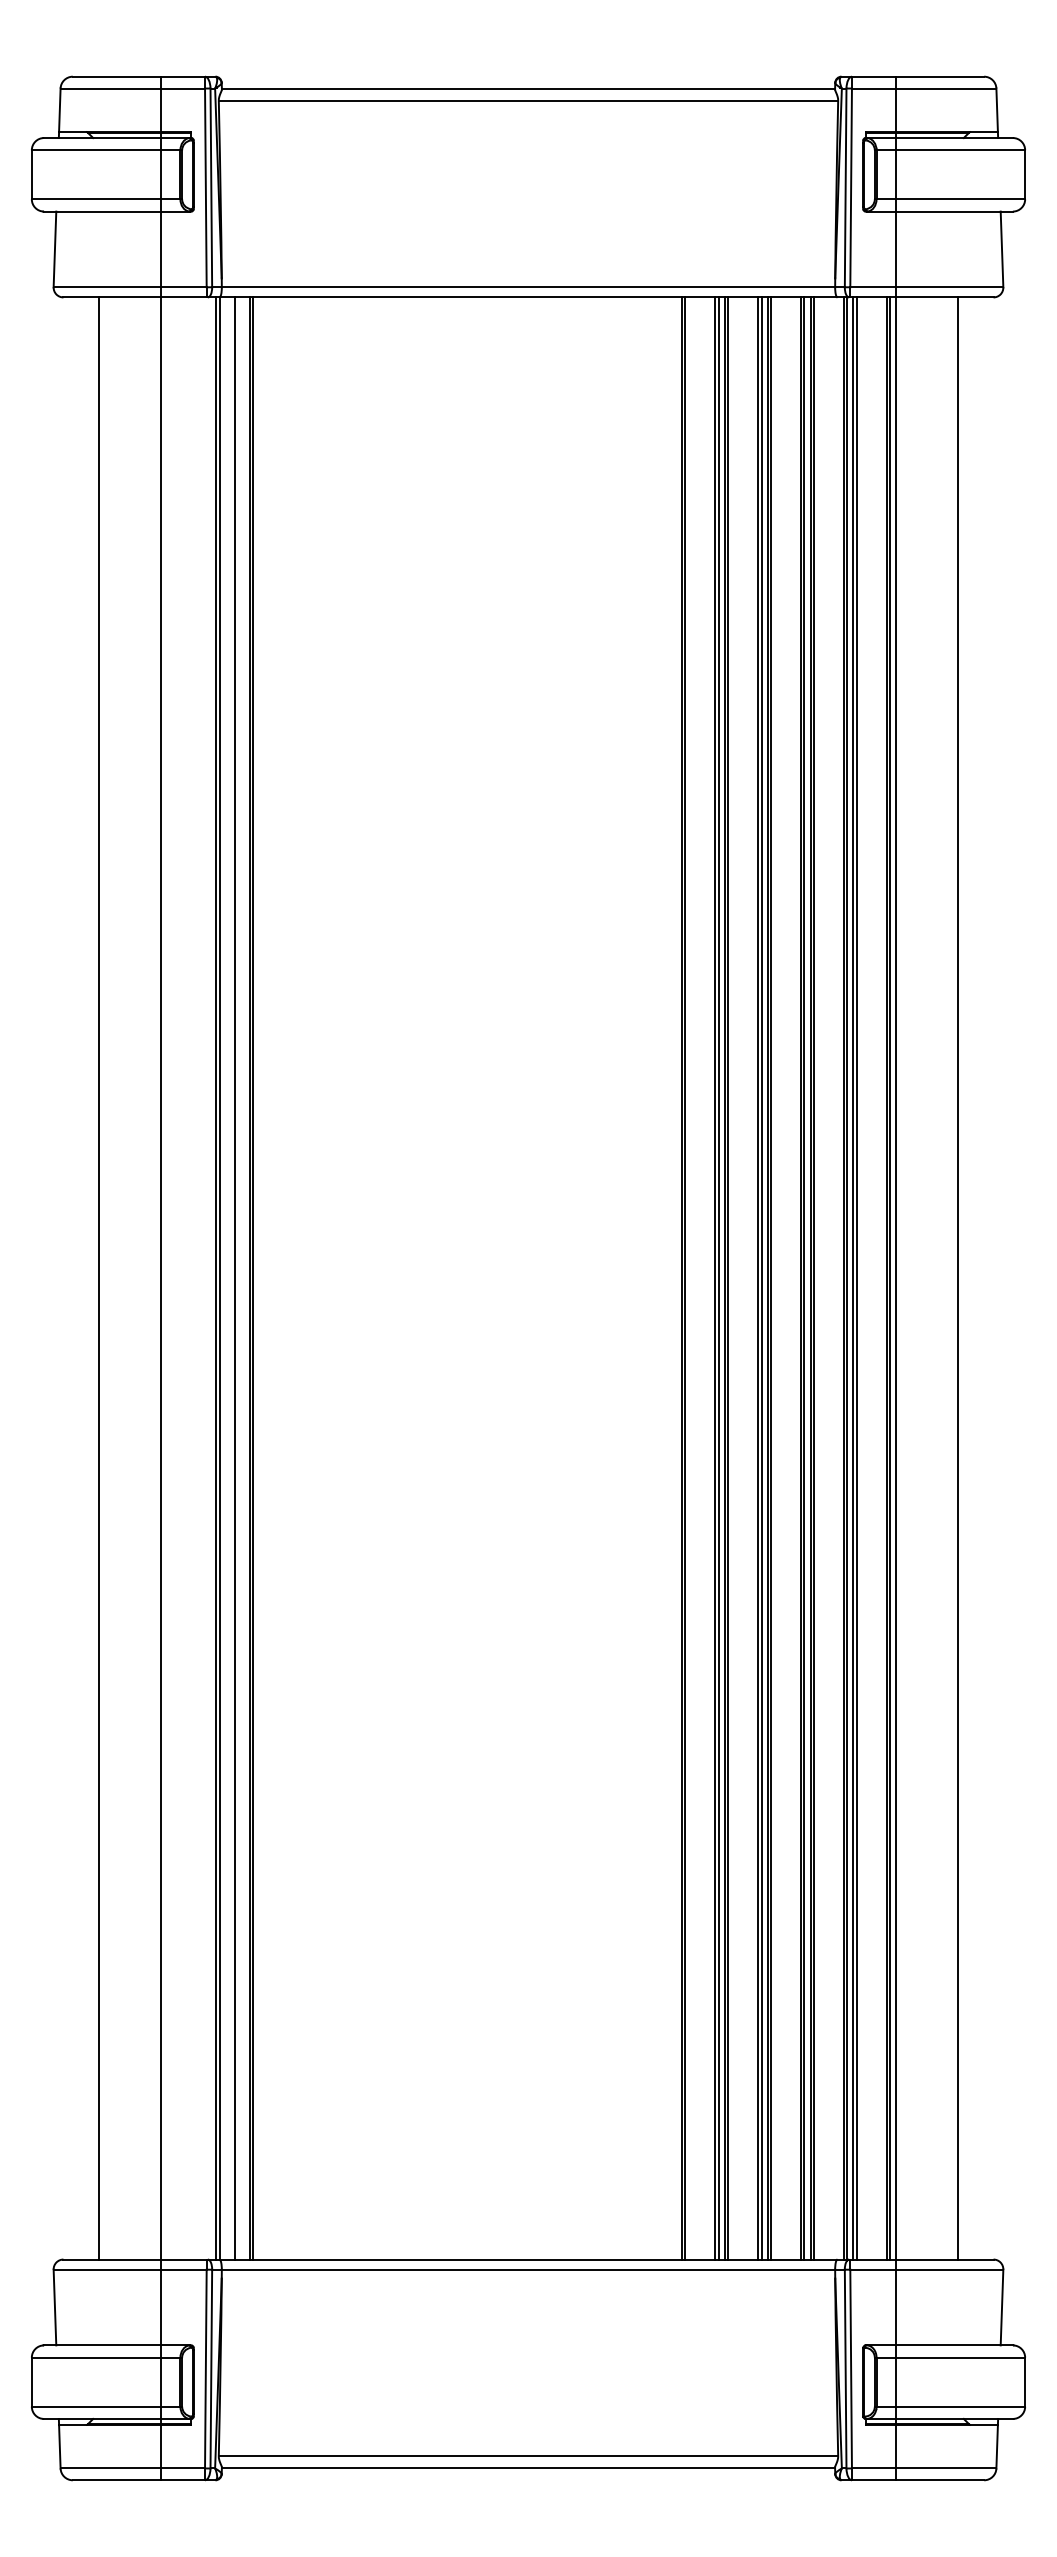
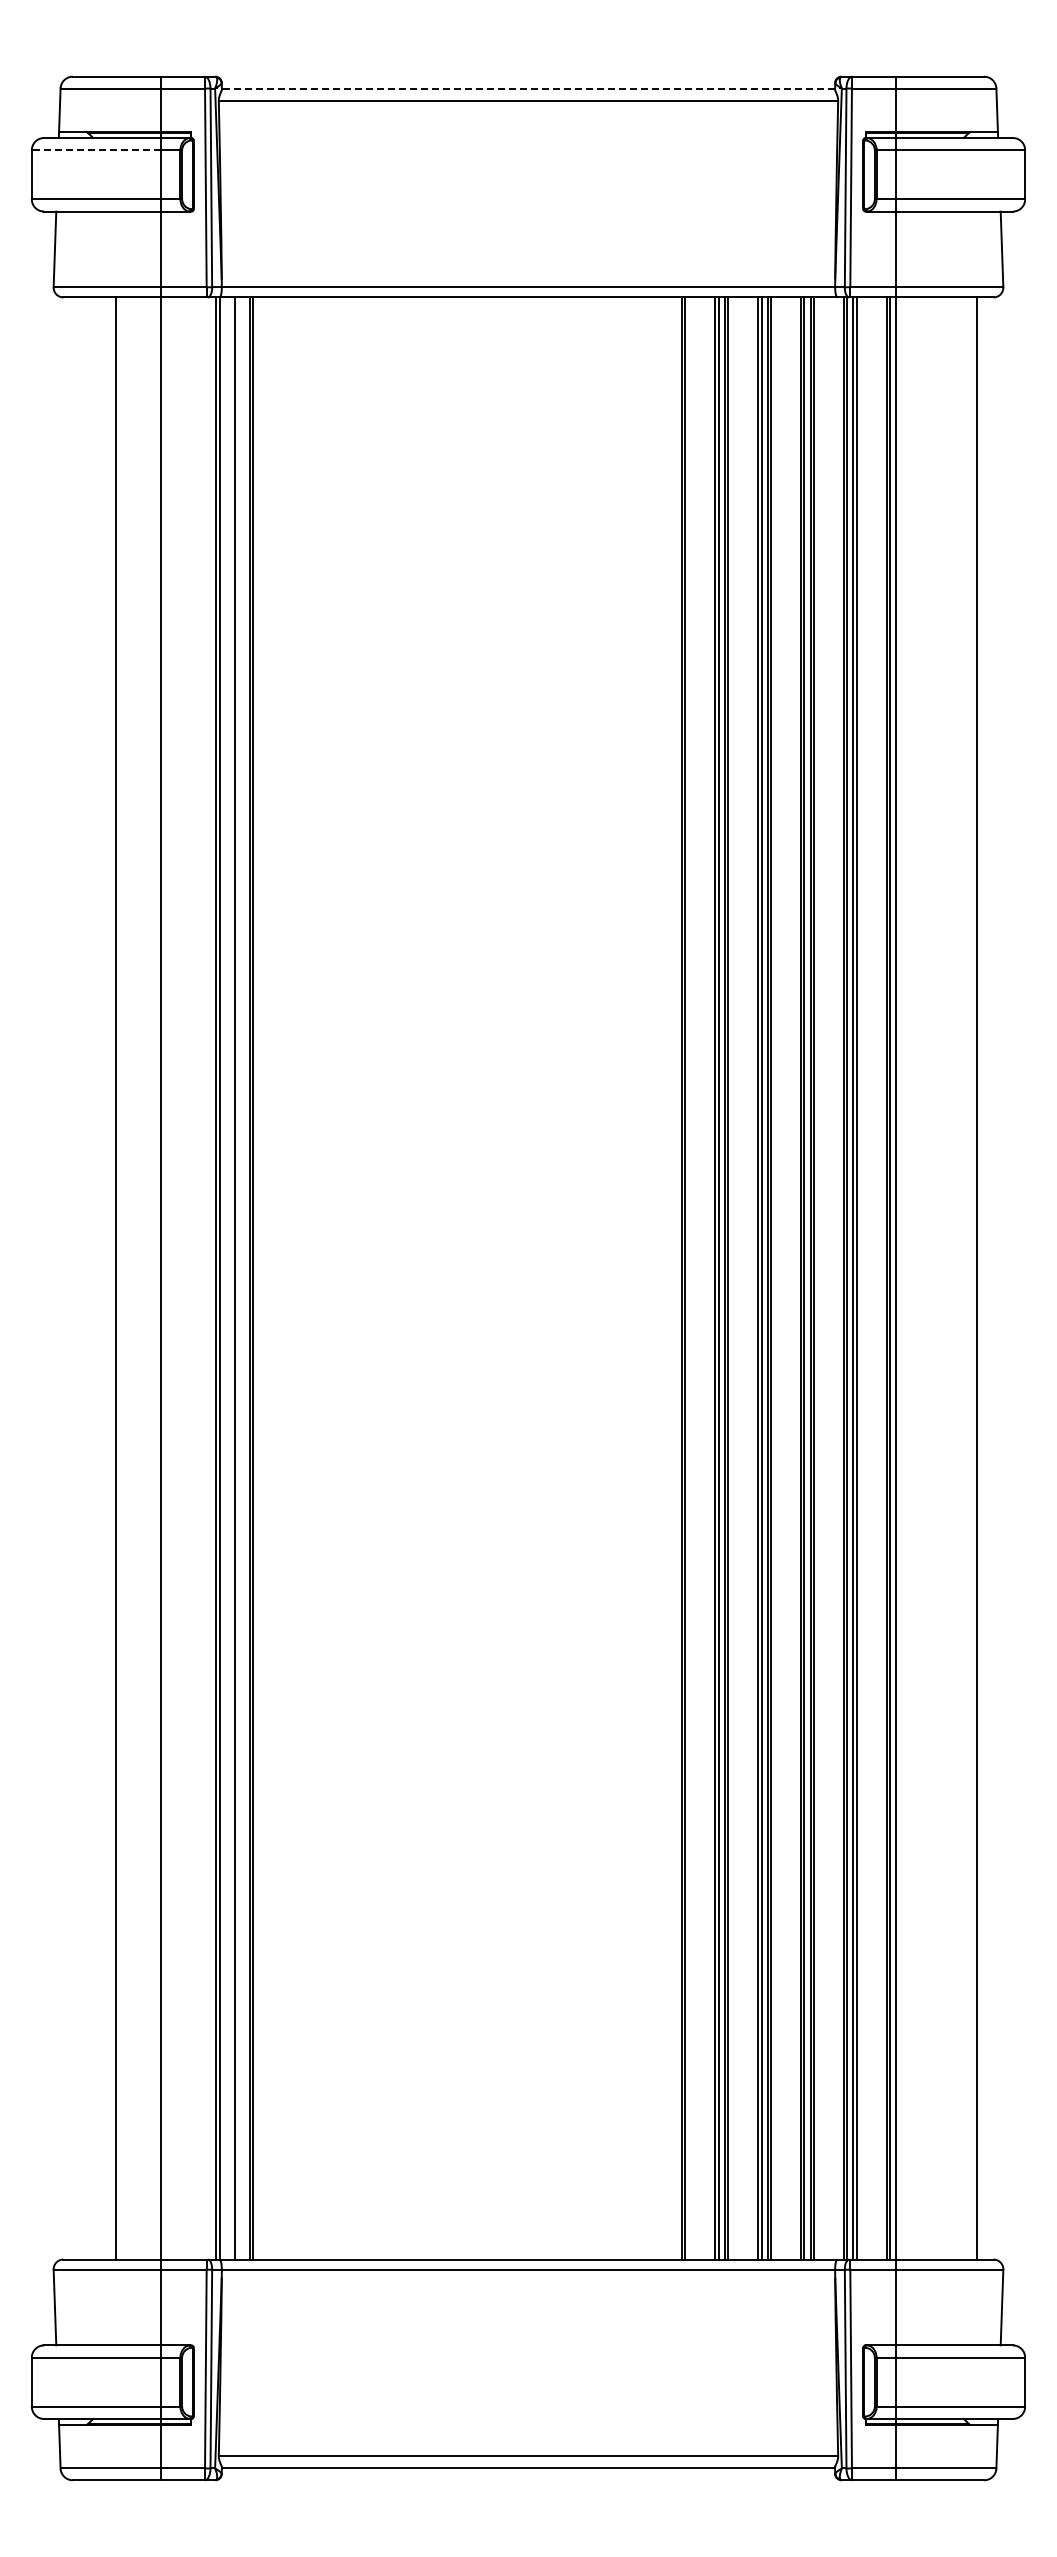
line: solid -> dashed (528, 88)
line: solid -> dashed (95, 150)
line position: (99, 1278) -> (116, 1278) (116, 1278)
line position: (957, 1278) -> (976, 1278) (976, 1278)
